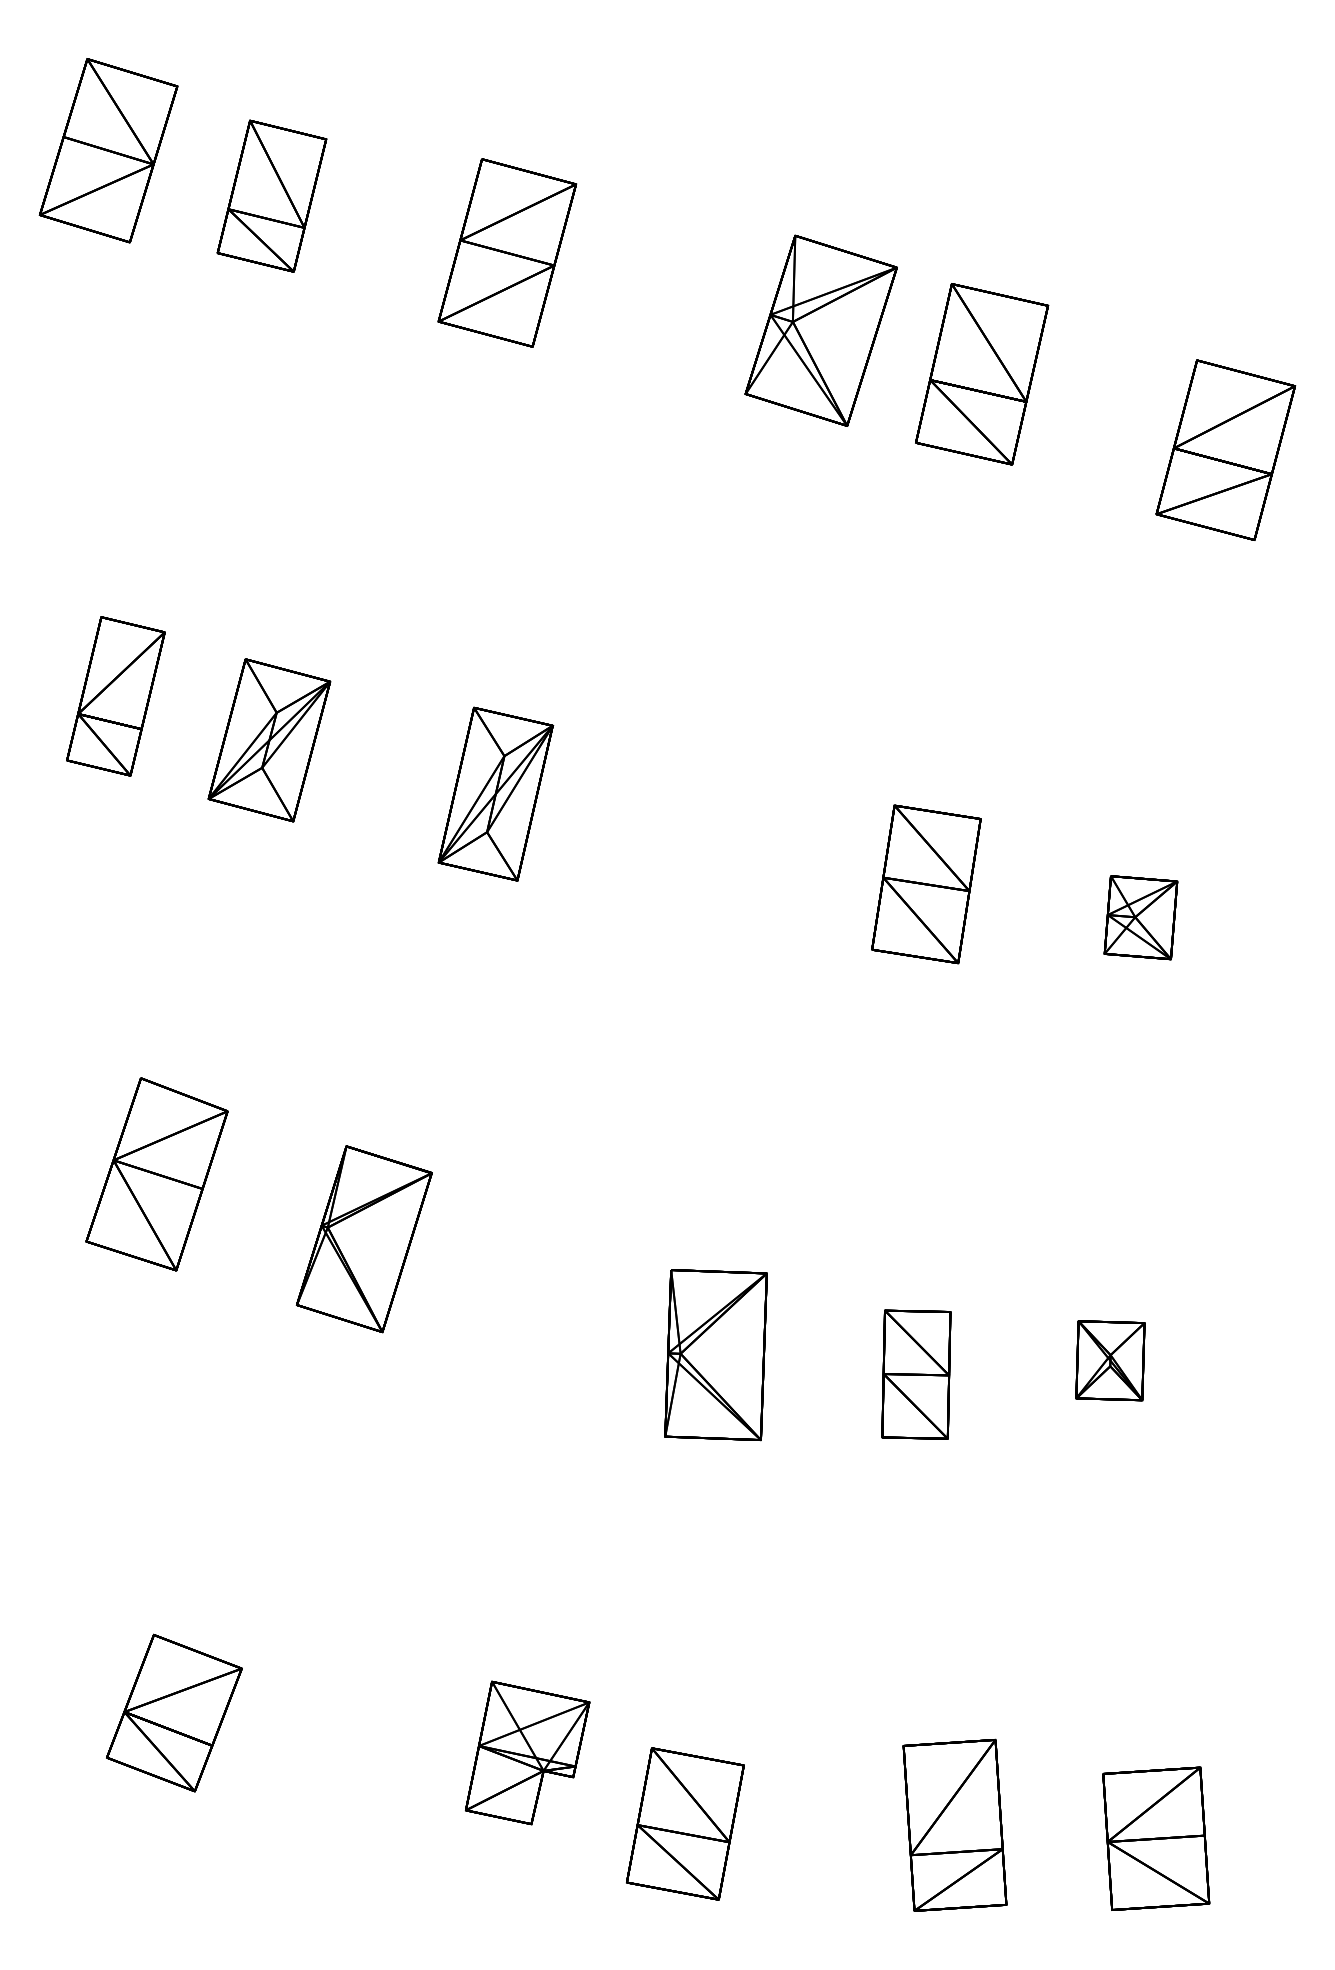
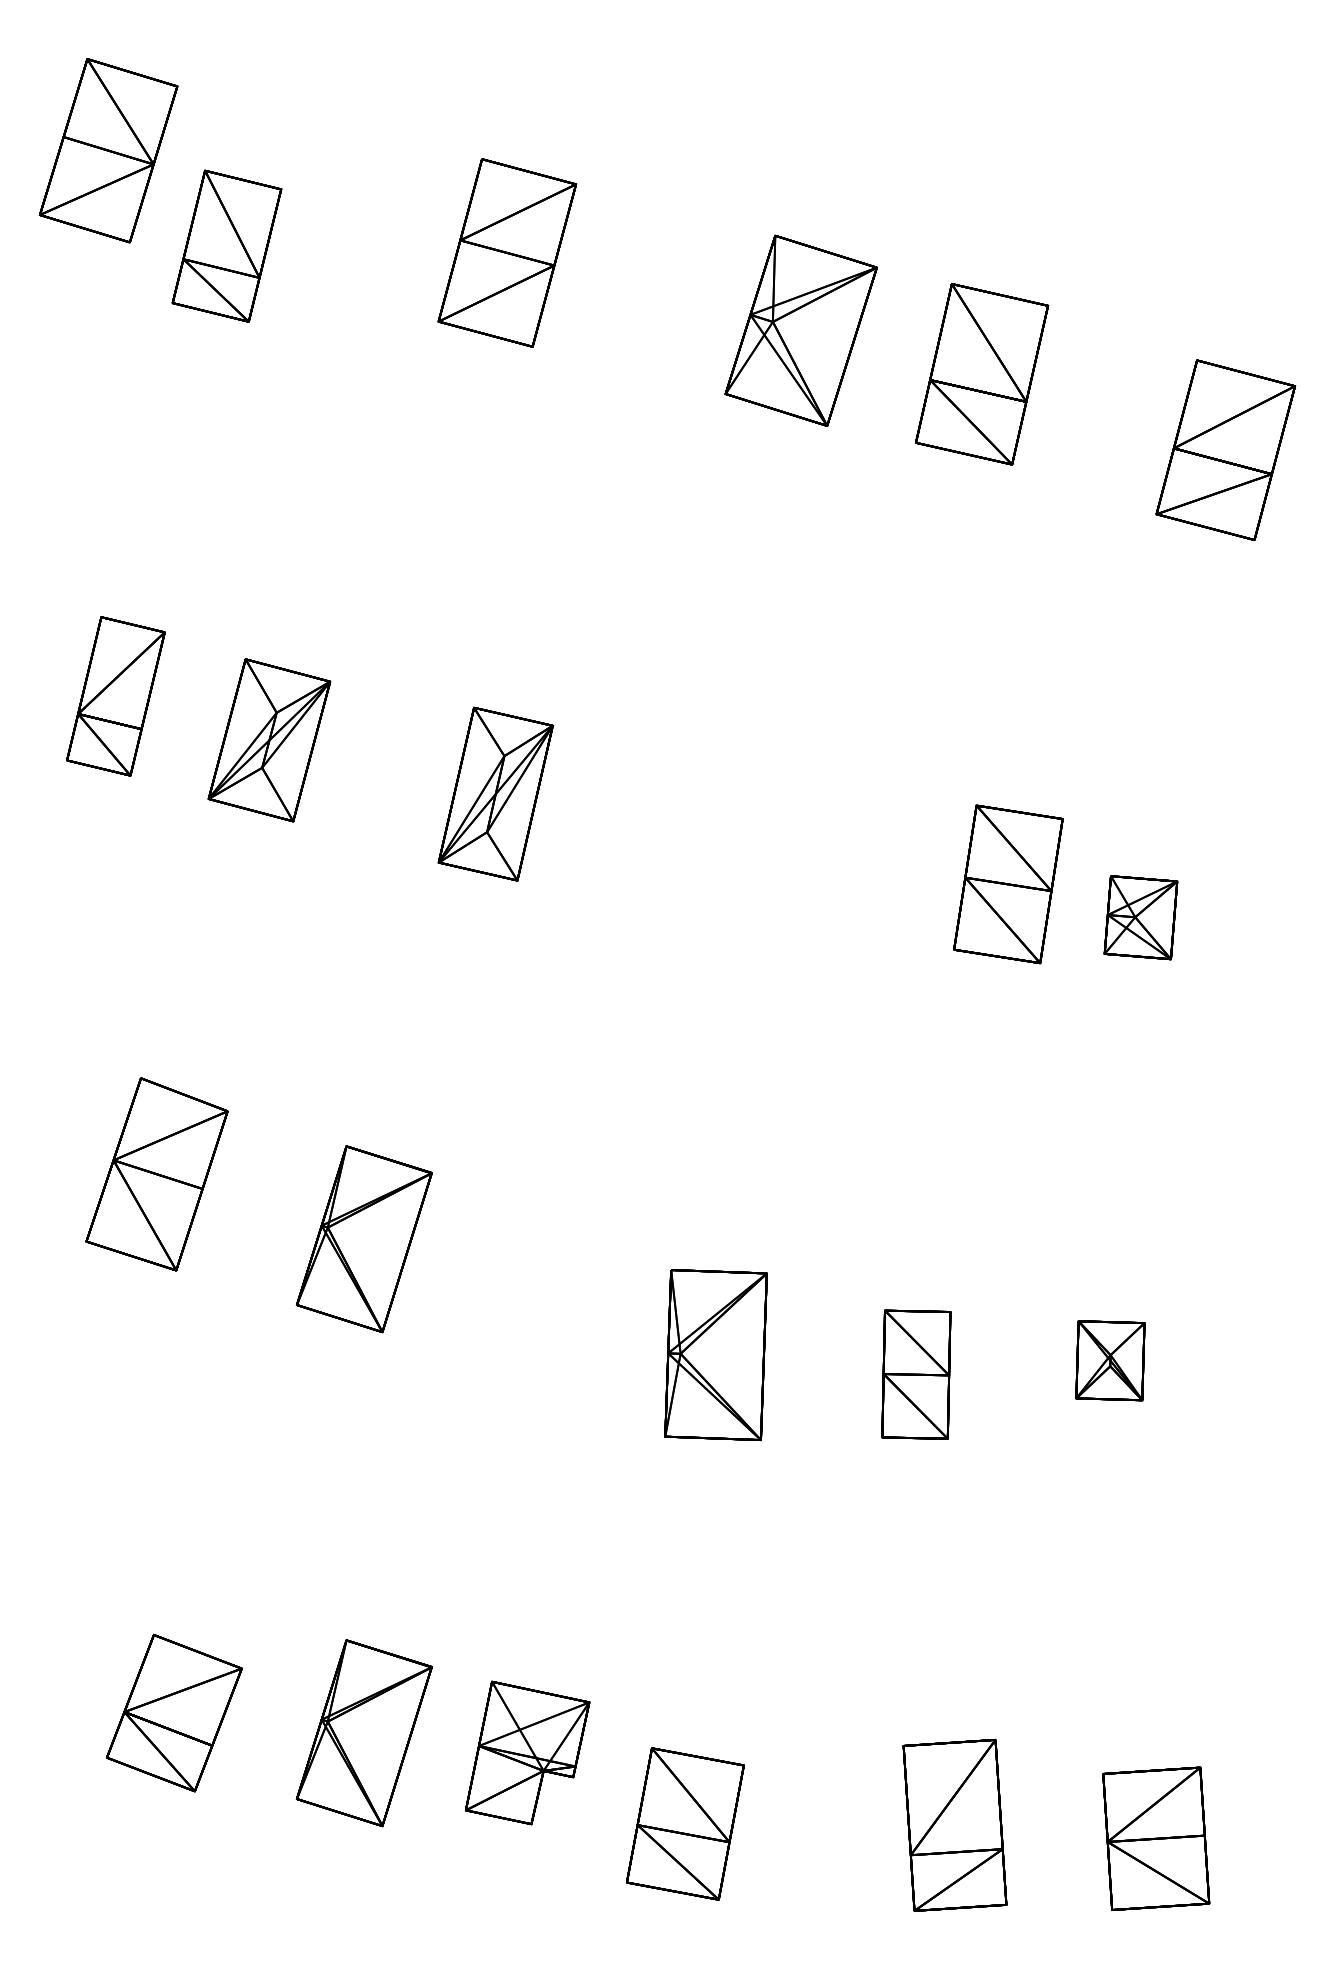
part position: (271, 195) -> (226, 245) (226, 245)
part position: (820, 330) -> (800, 330) (800, 330)
part position: (926, 884) -> (1008, 884) (1008, 884)
part: none -> present (363, 1733)
